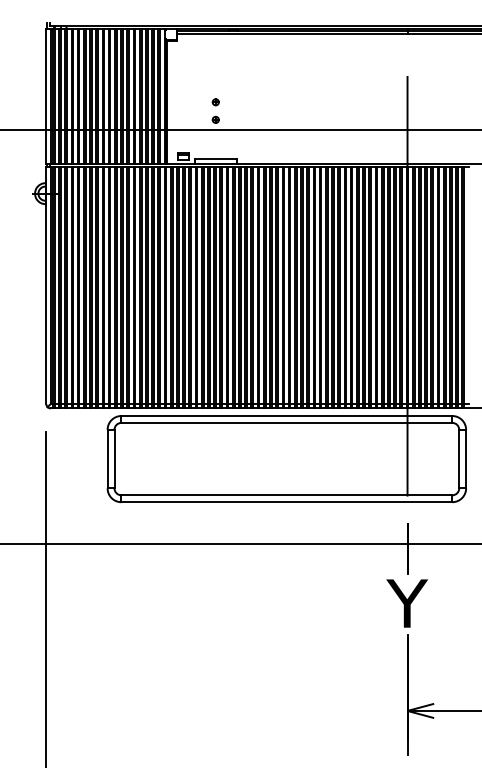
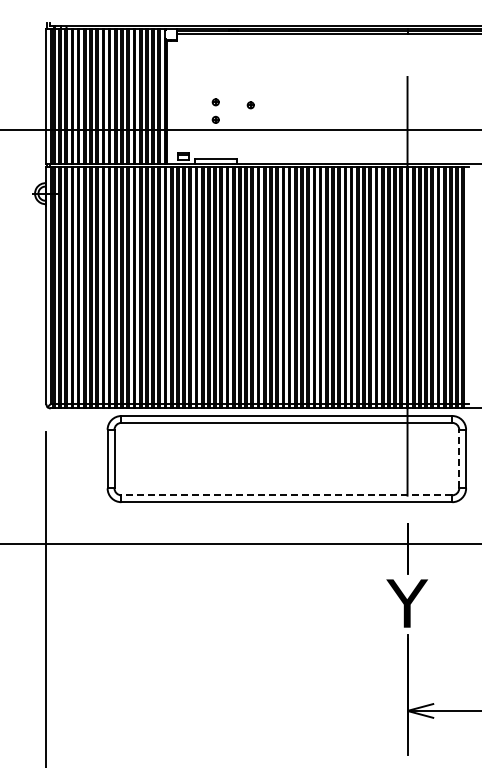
part: none -> present (250, 105)
line: solid -> dashed (459, 458)
line: solid -> dashed (286, 495)
